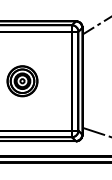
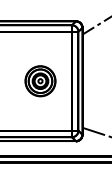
part position: (22, 81) -> (40, 81) (40, 81)
